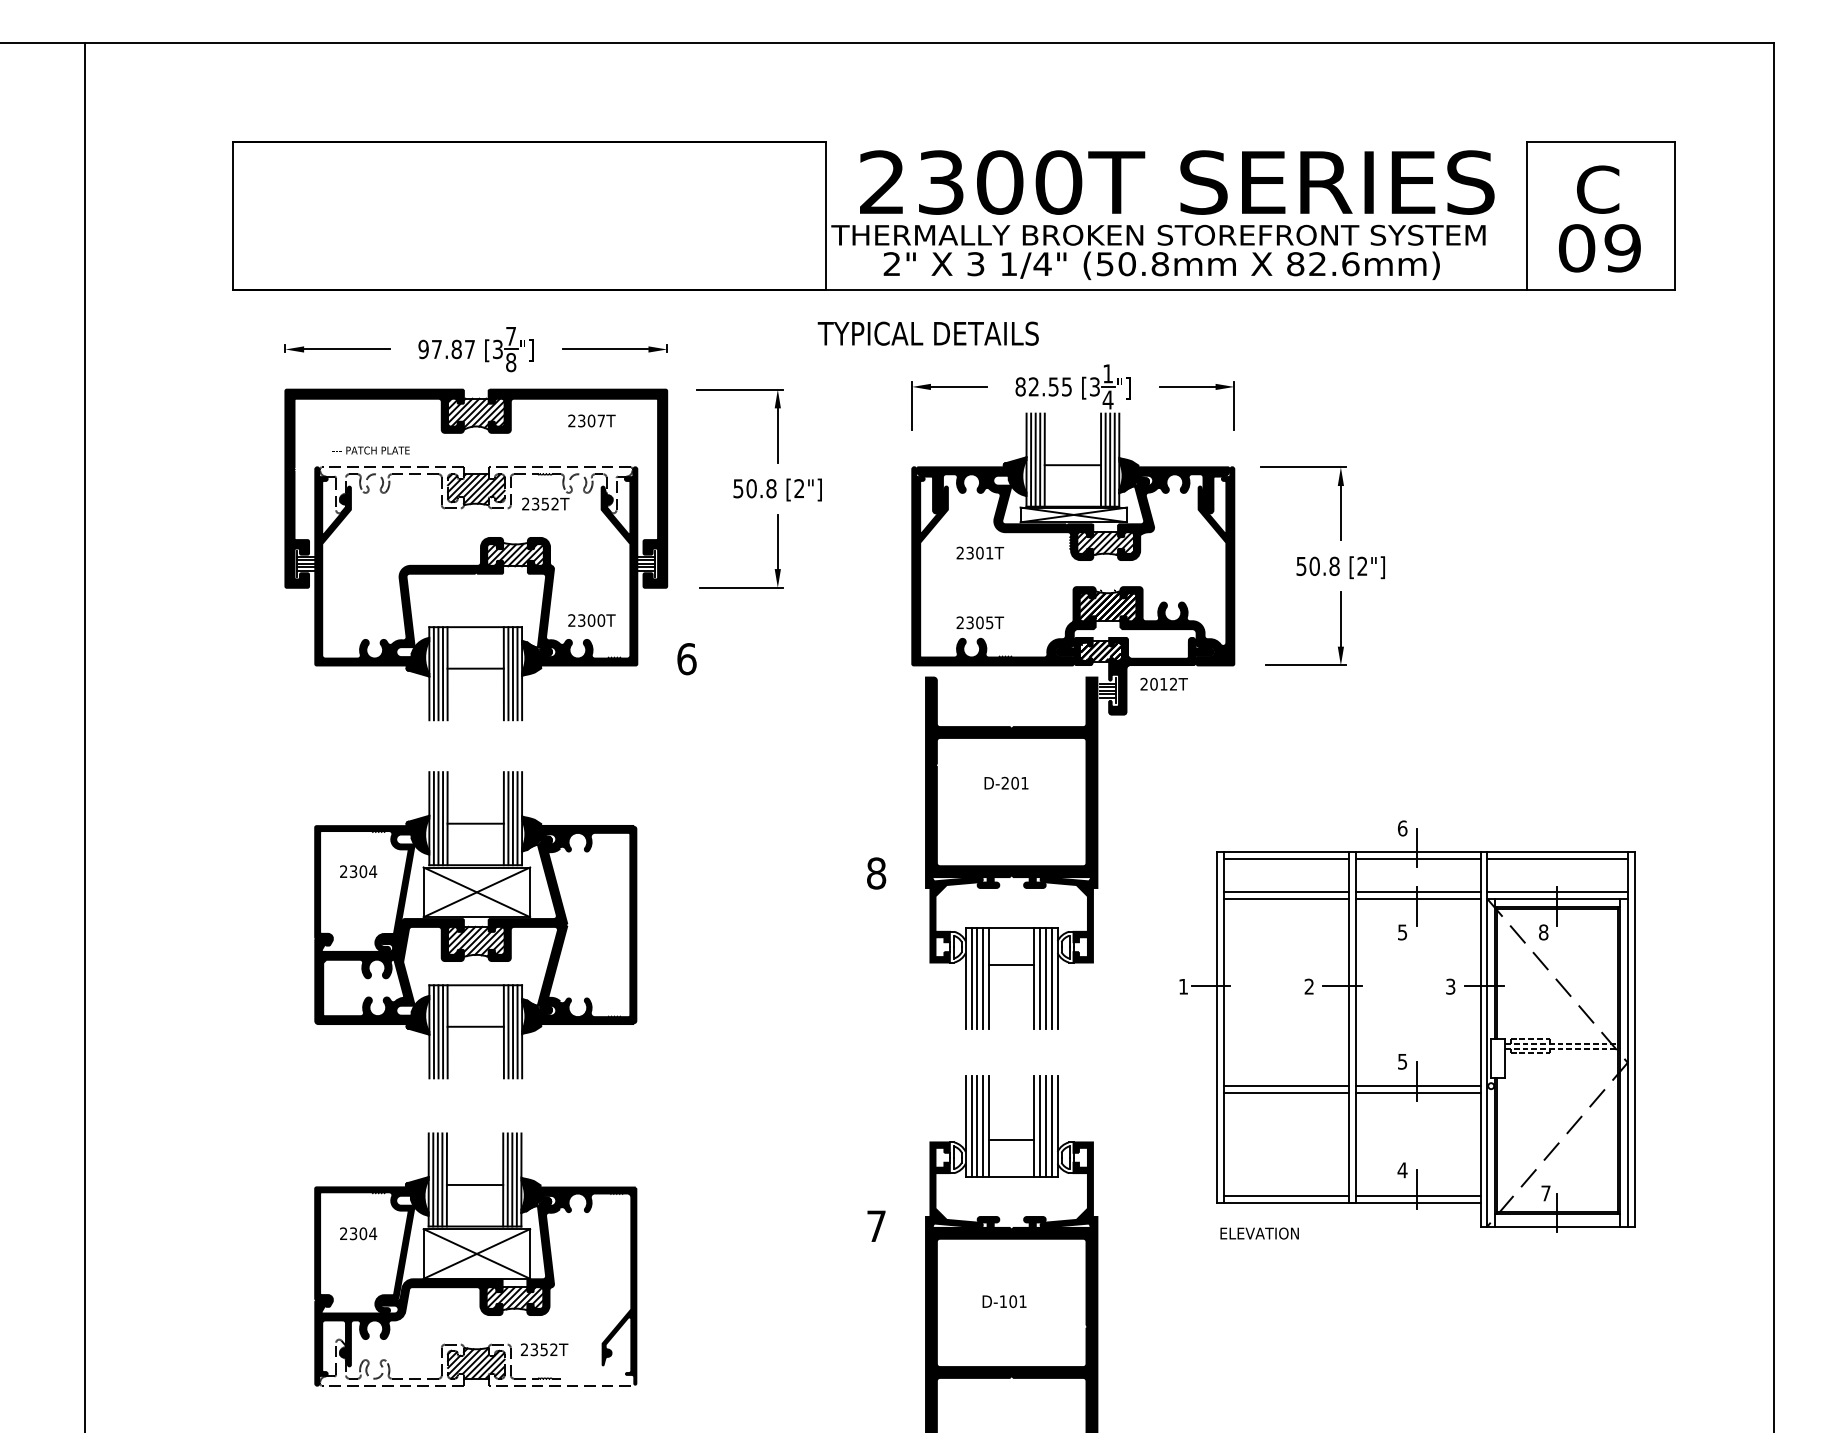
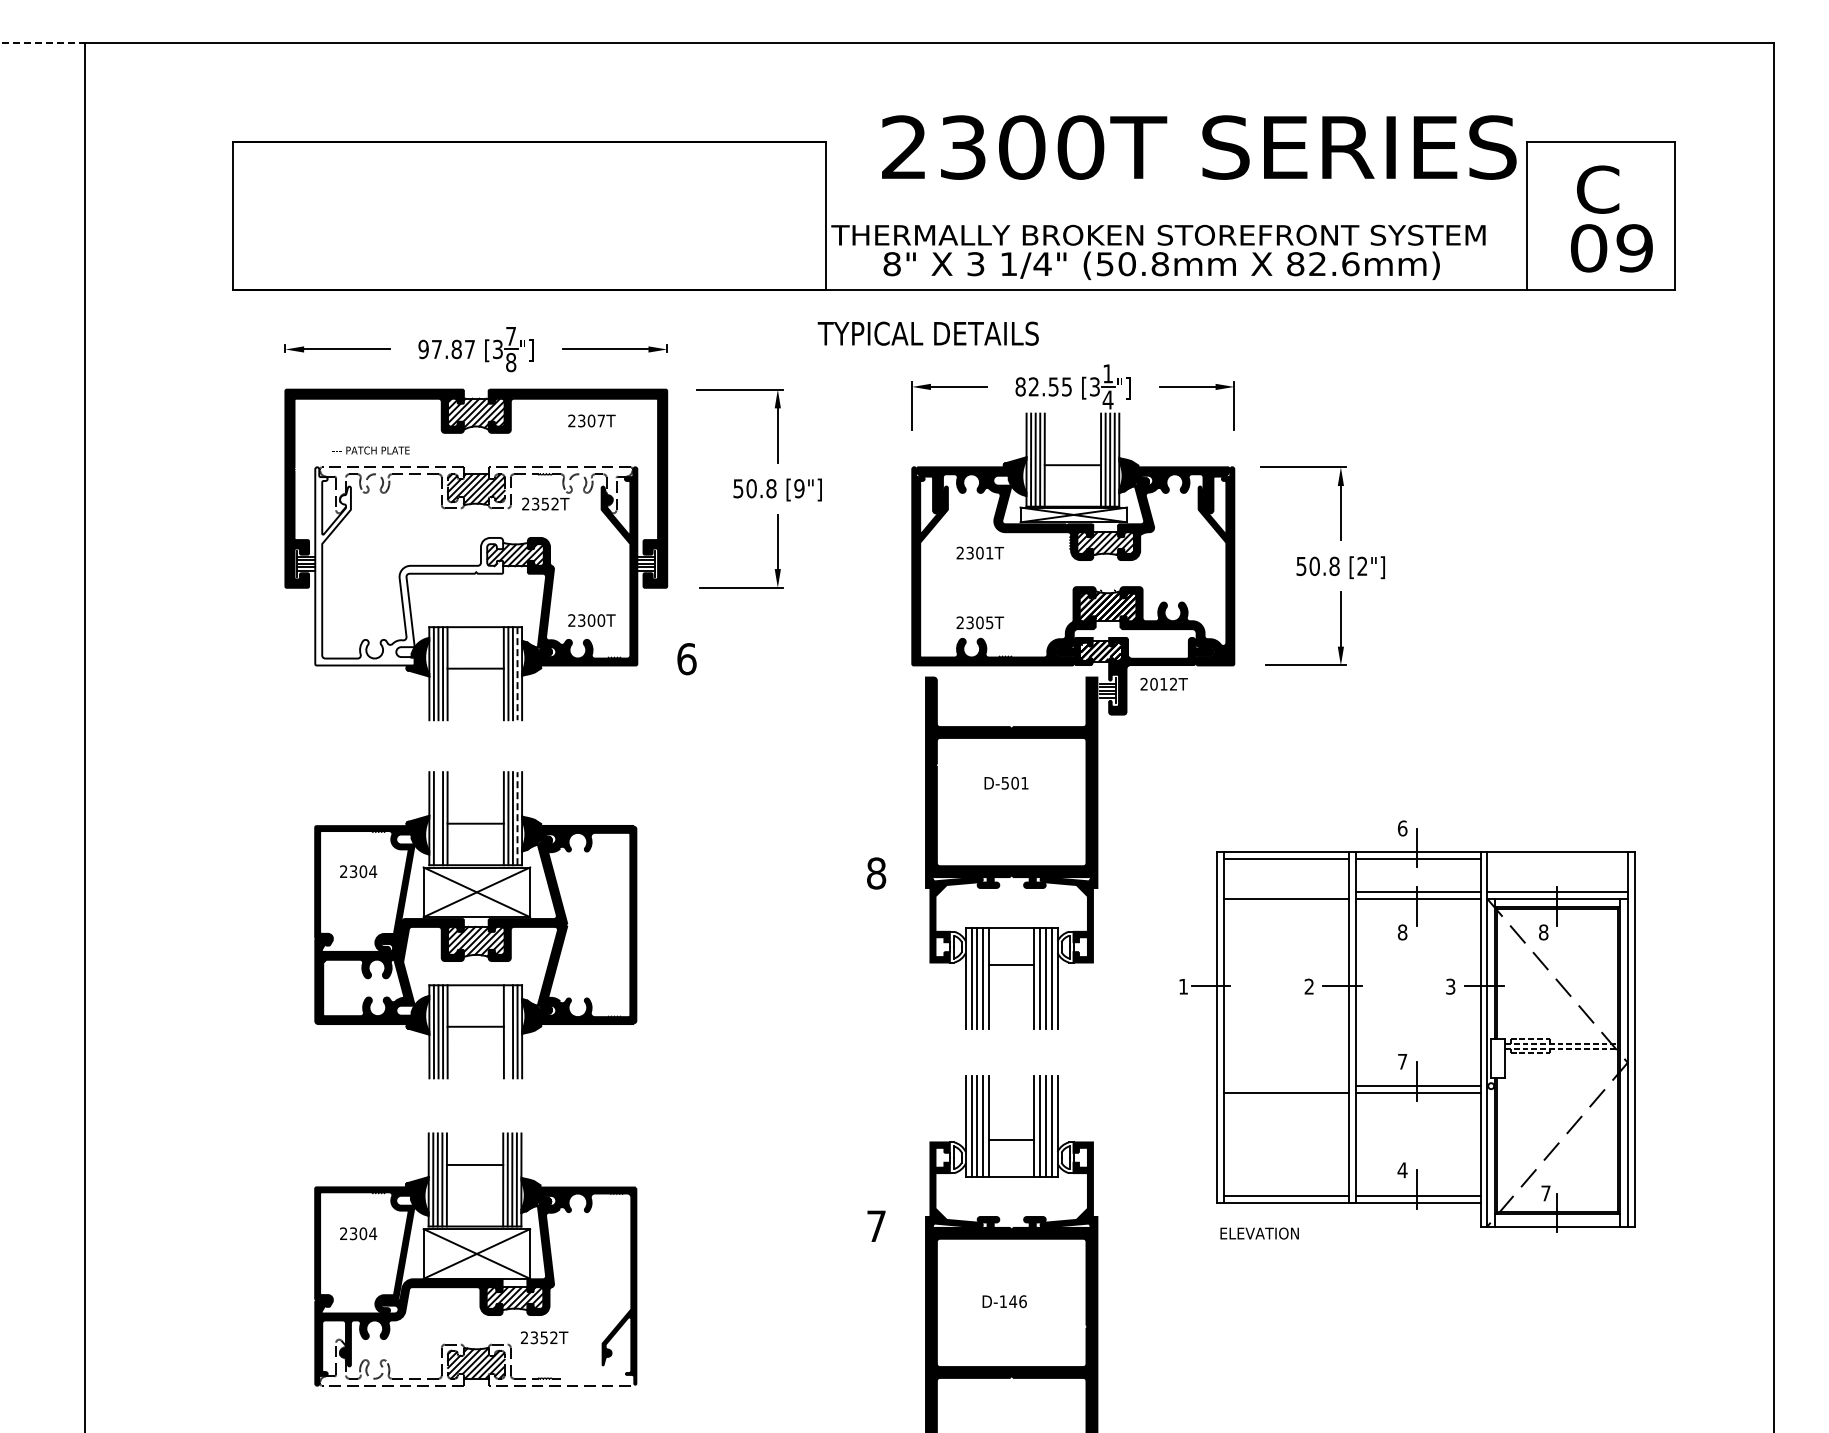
line: solid -> dashed (42, 43)
text position: (1177, 182) -> (1199, 147) (1199, 147)
text position: (1599, 248) -> (1611, 248) (1611, 248)
text: 2" -> 8" (891, 264)
text: [2"] -> [9"] (799, 488)
fill: present -> none (409, 566)
line: solid -> dashed (517, 673)
text: D-201 -> D-501 (1004, 782)
line: present -> none (438, 818)
line: solid -> dashed (517, 818)
line: present -> none (1557, 858)
line: present -> none (1286, 892)
text: 5 -> 8 (1402, 932)
line: present -> none (508, 1031)
text: 5 -> 7 (1402, 1061)
line: present -> none (1286, 1086)
line position: (474, 1184) -> (474, 1164) (474, 1164)
text: D-101 -> D-146 (1017, 1301)
text position: (544, 1349) -> (544, 1337) (544, 1337)
